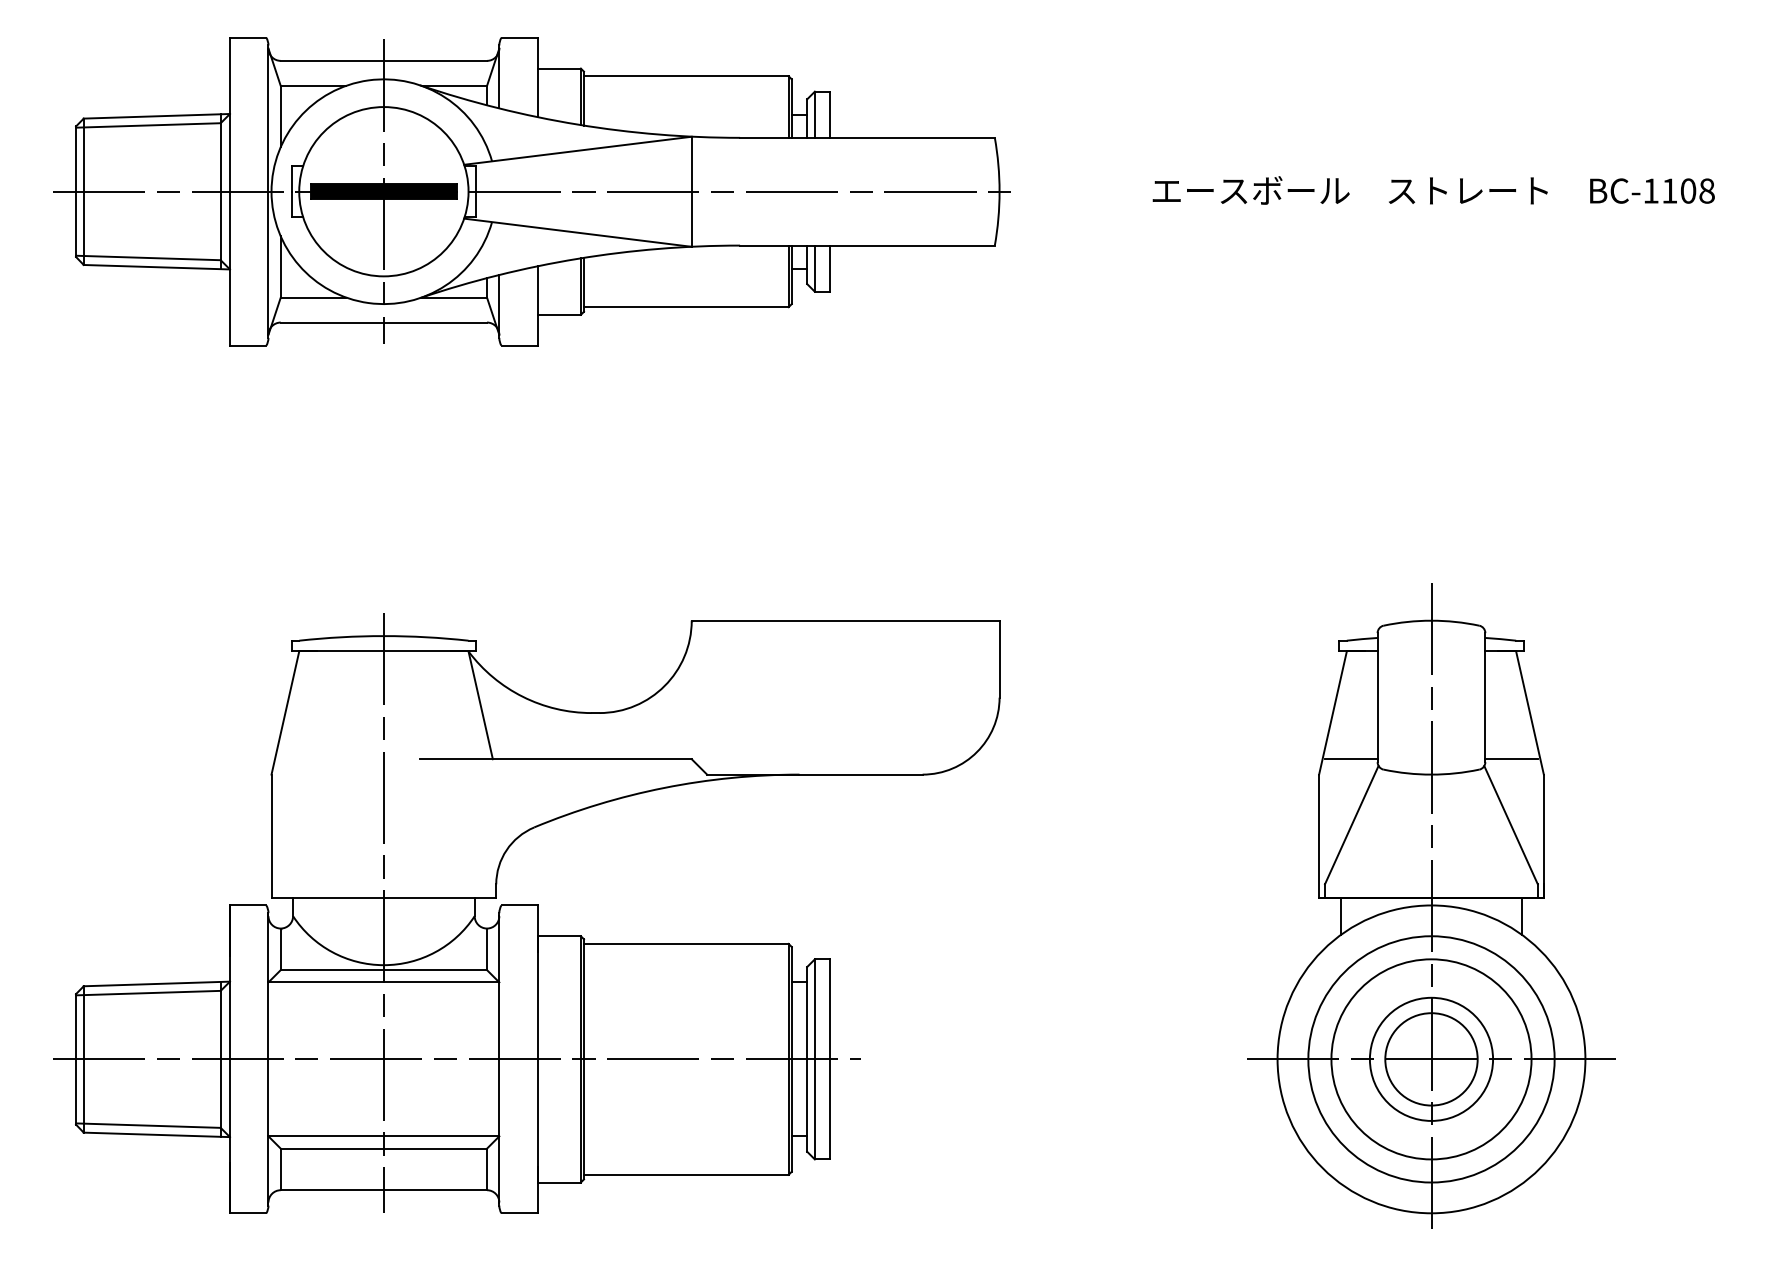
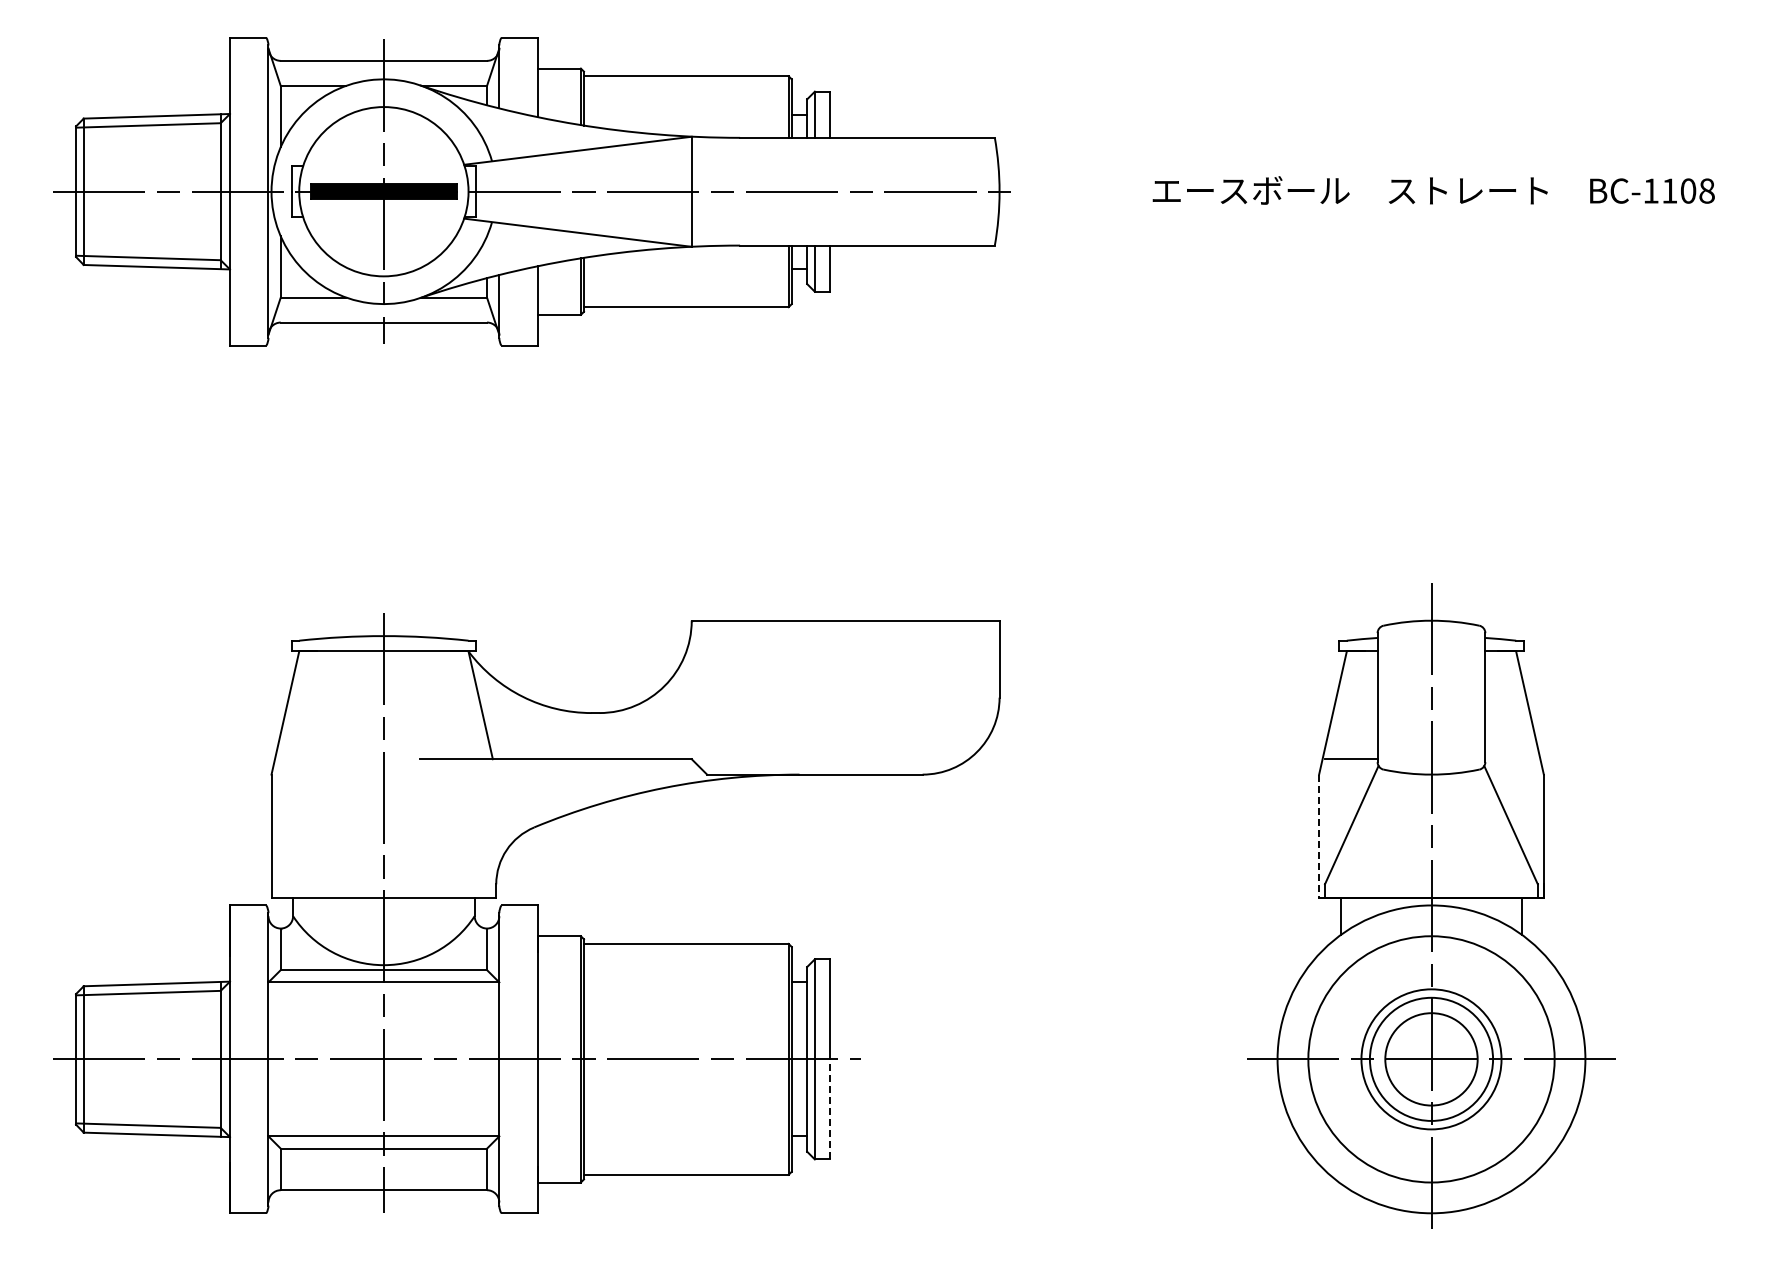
line: present -> none (1511, 759)
line: solid -> dashed (1319, 836)
circle diameter: 200 px -> 140 px (1431, 1059)
line: solid -> dashed (830, 1108)
